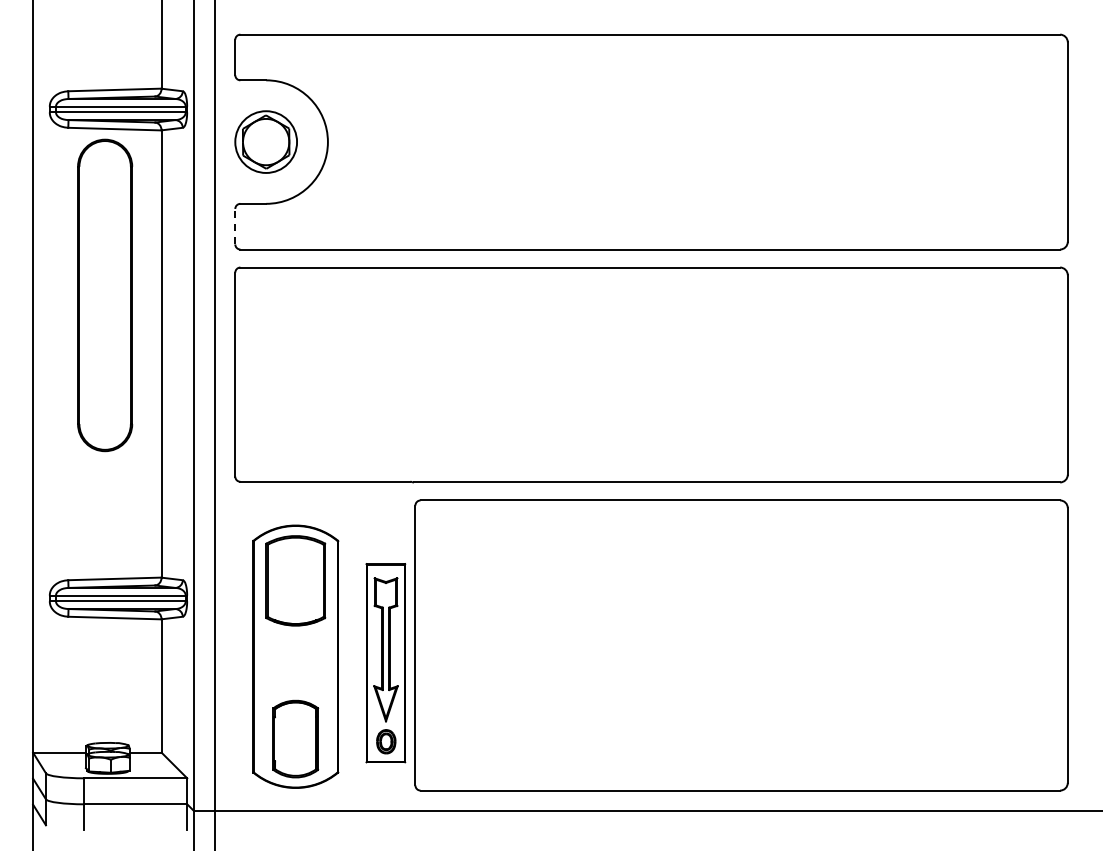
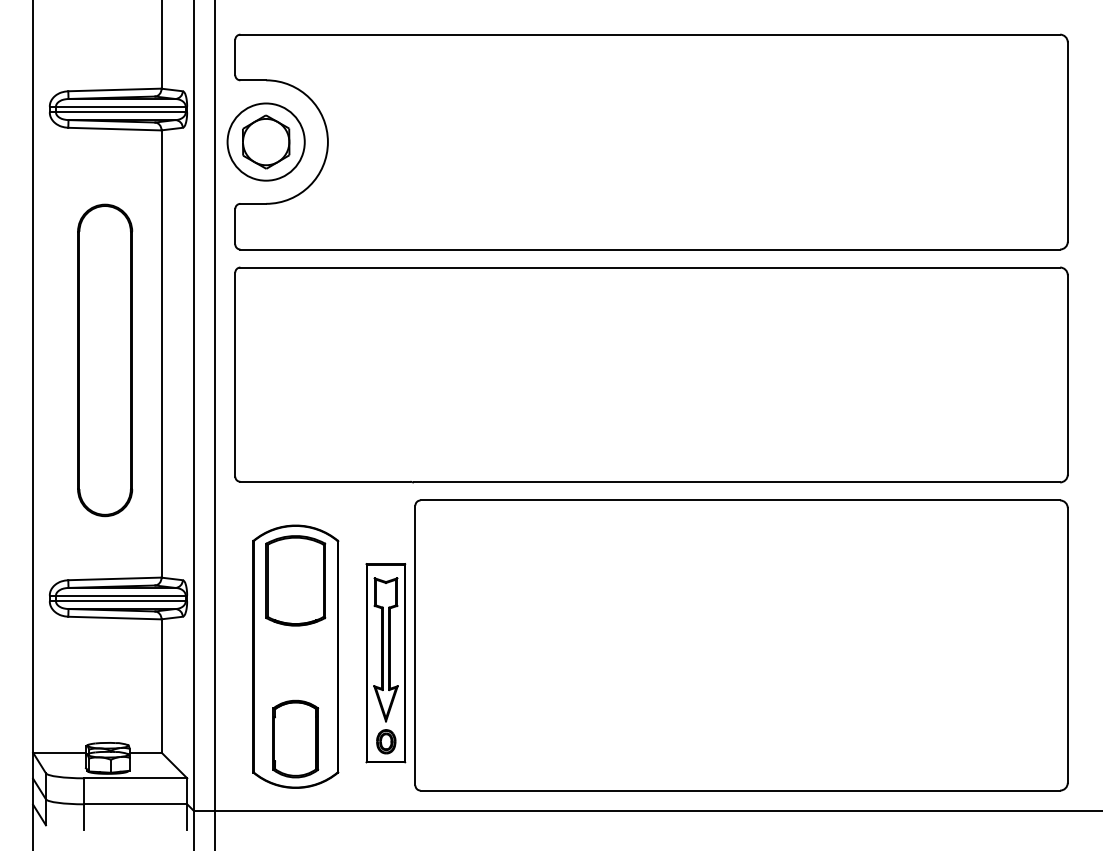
circle diameter: 62 px -> 77 px (265, 141)
line: dashed -> solid (235, 226)
part position: (105, 295) -> (105, 360) (105, 360)
